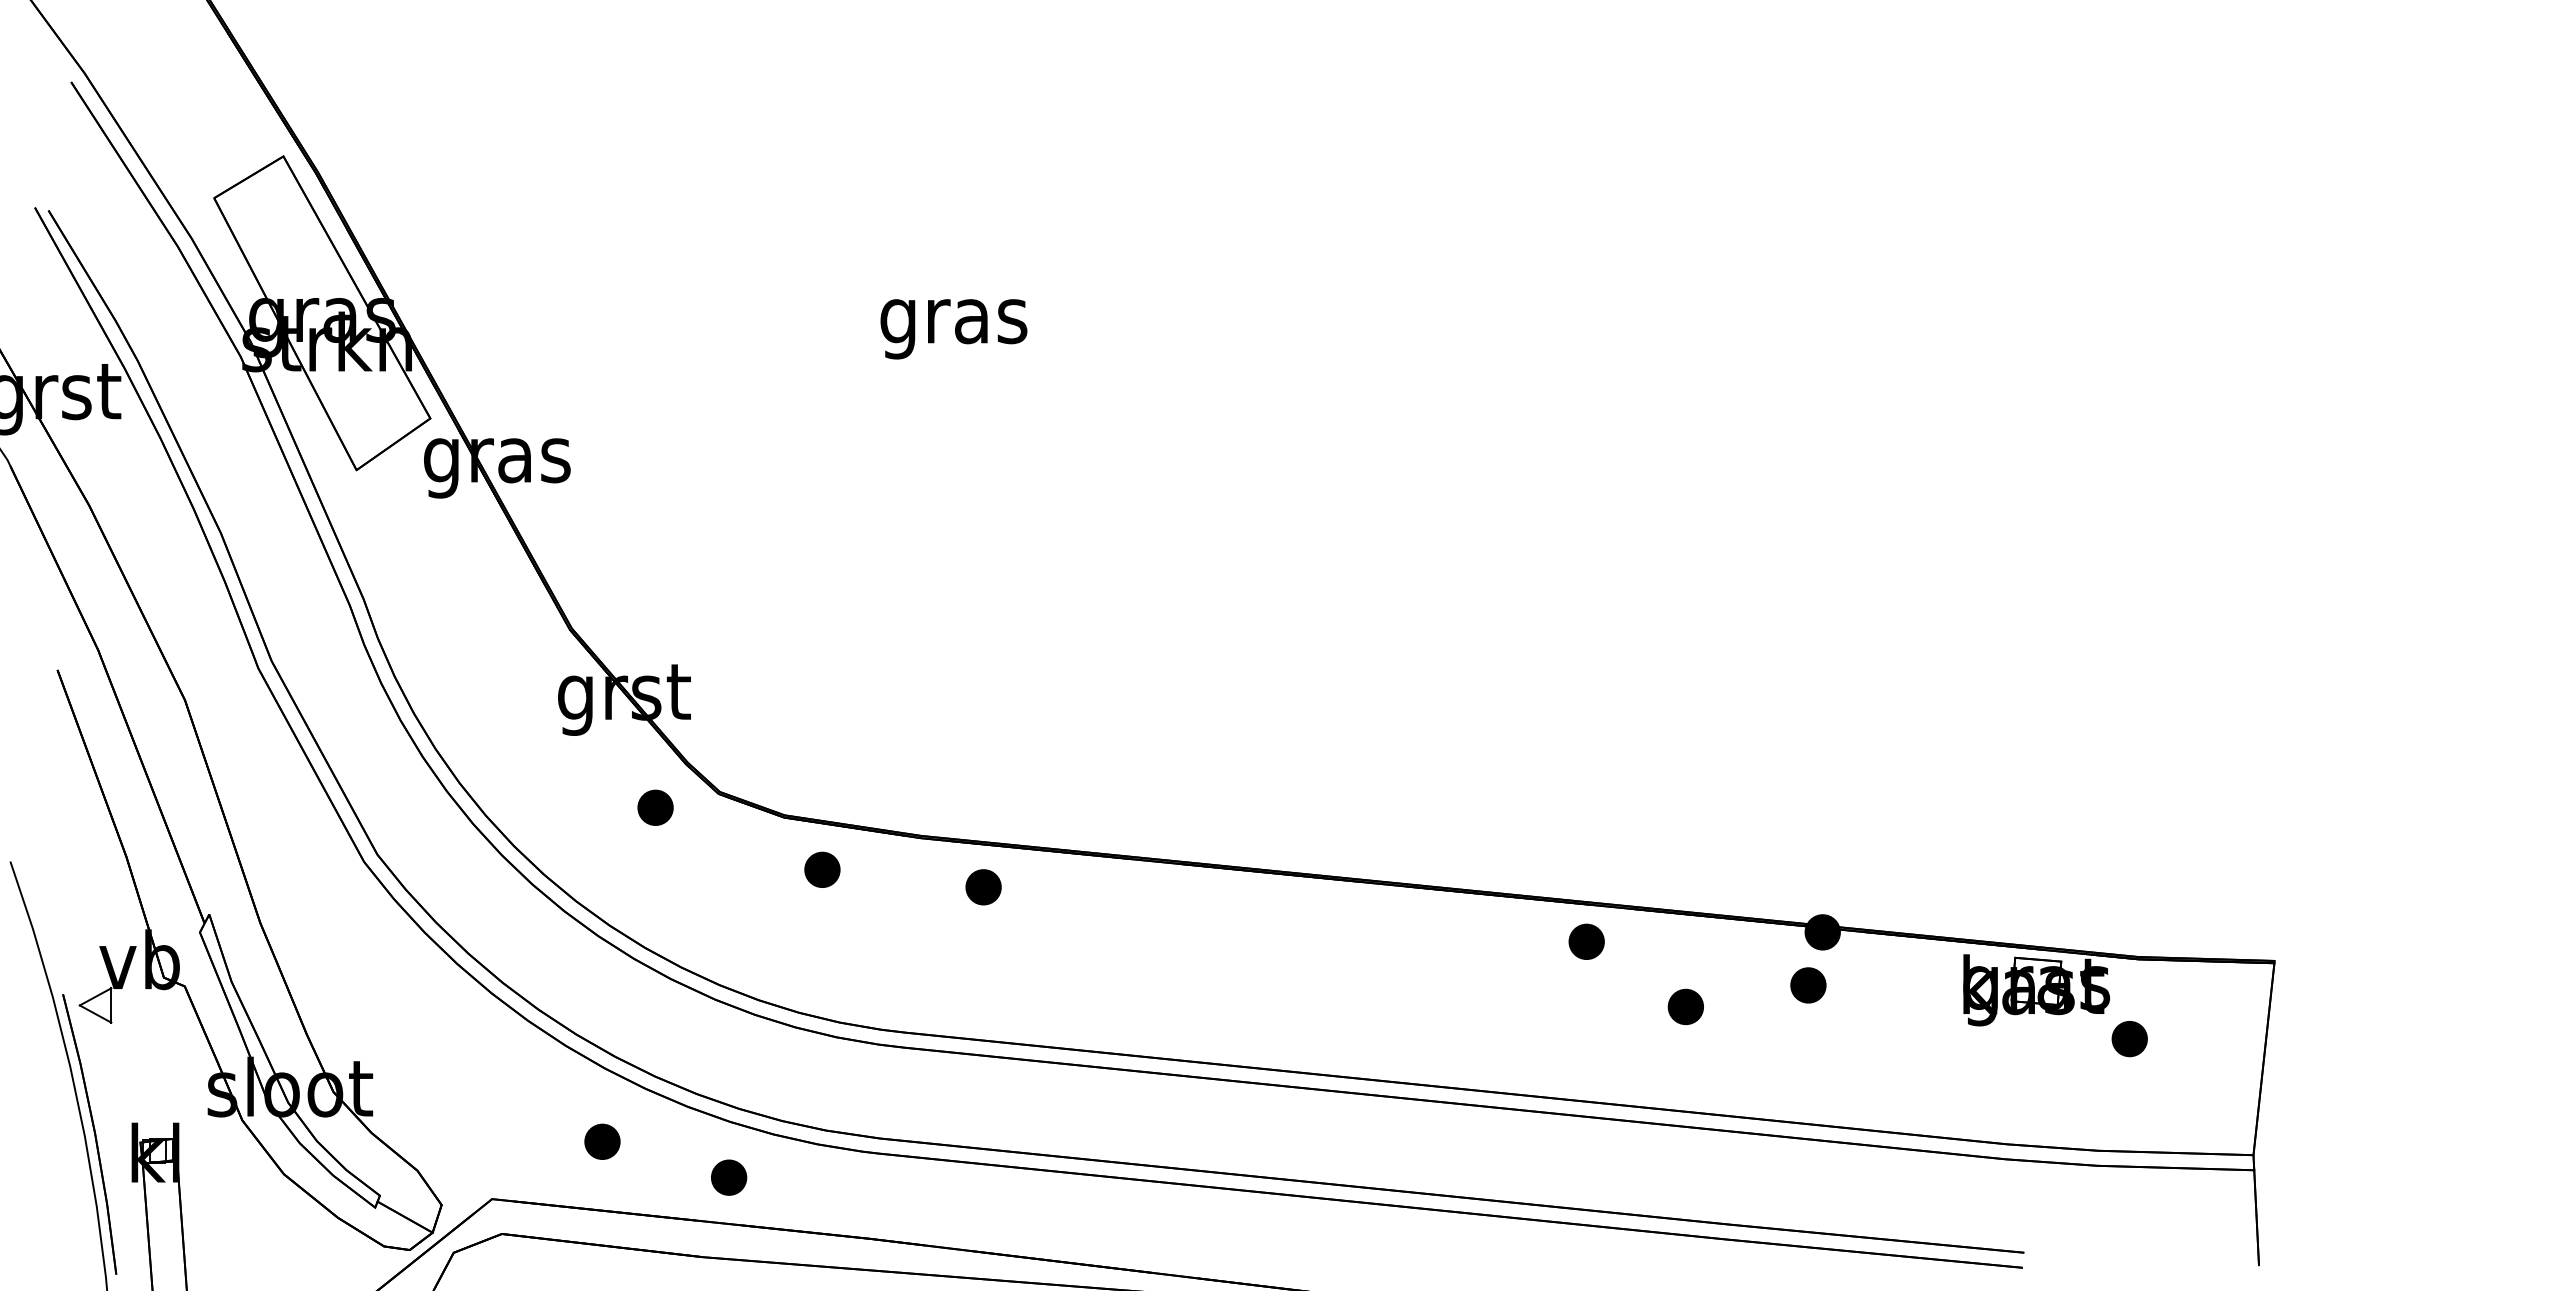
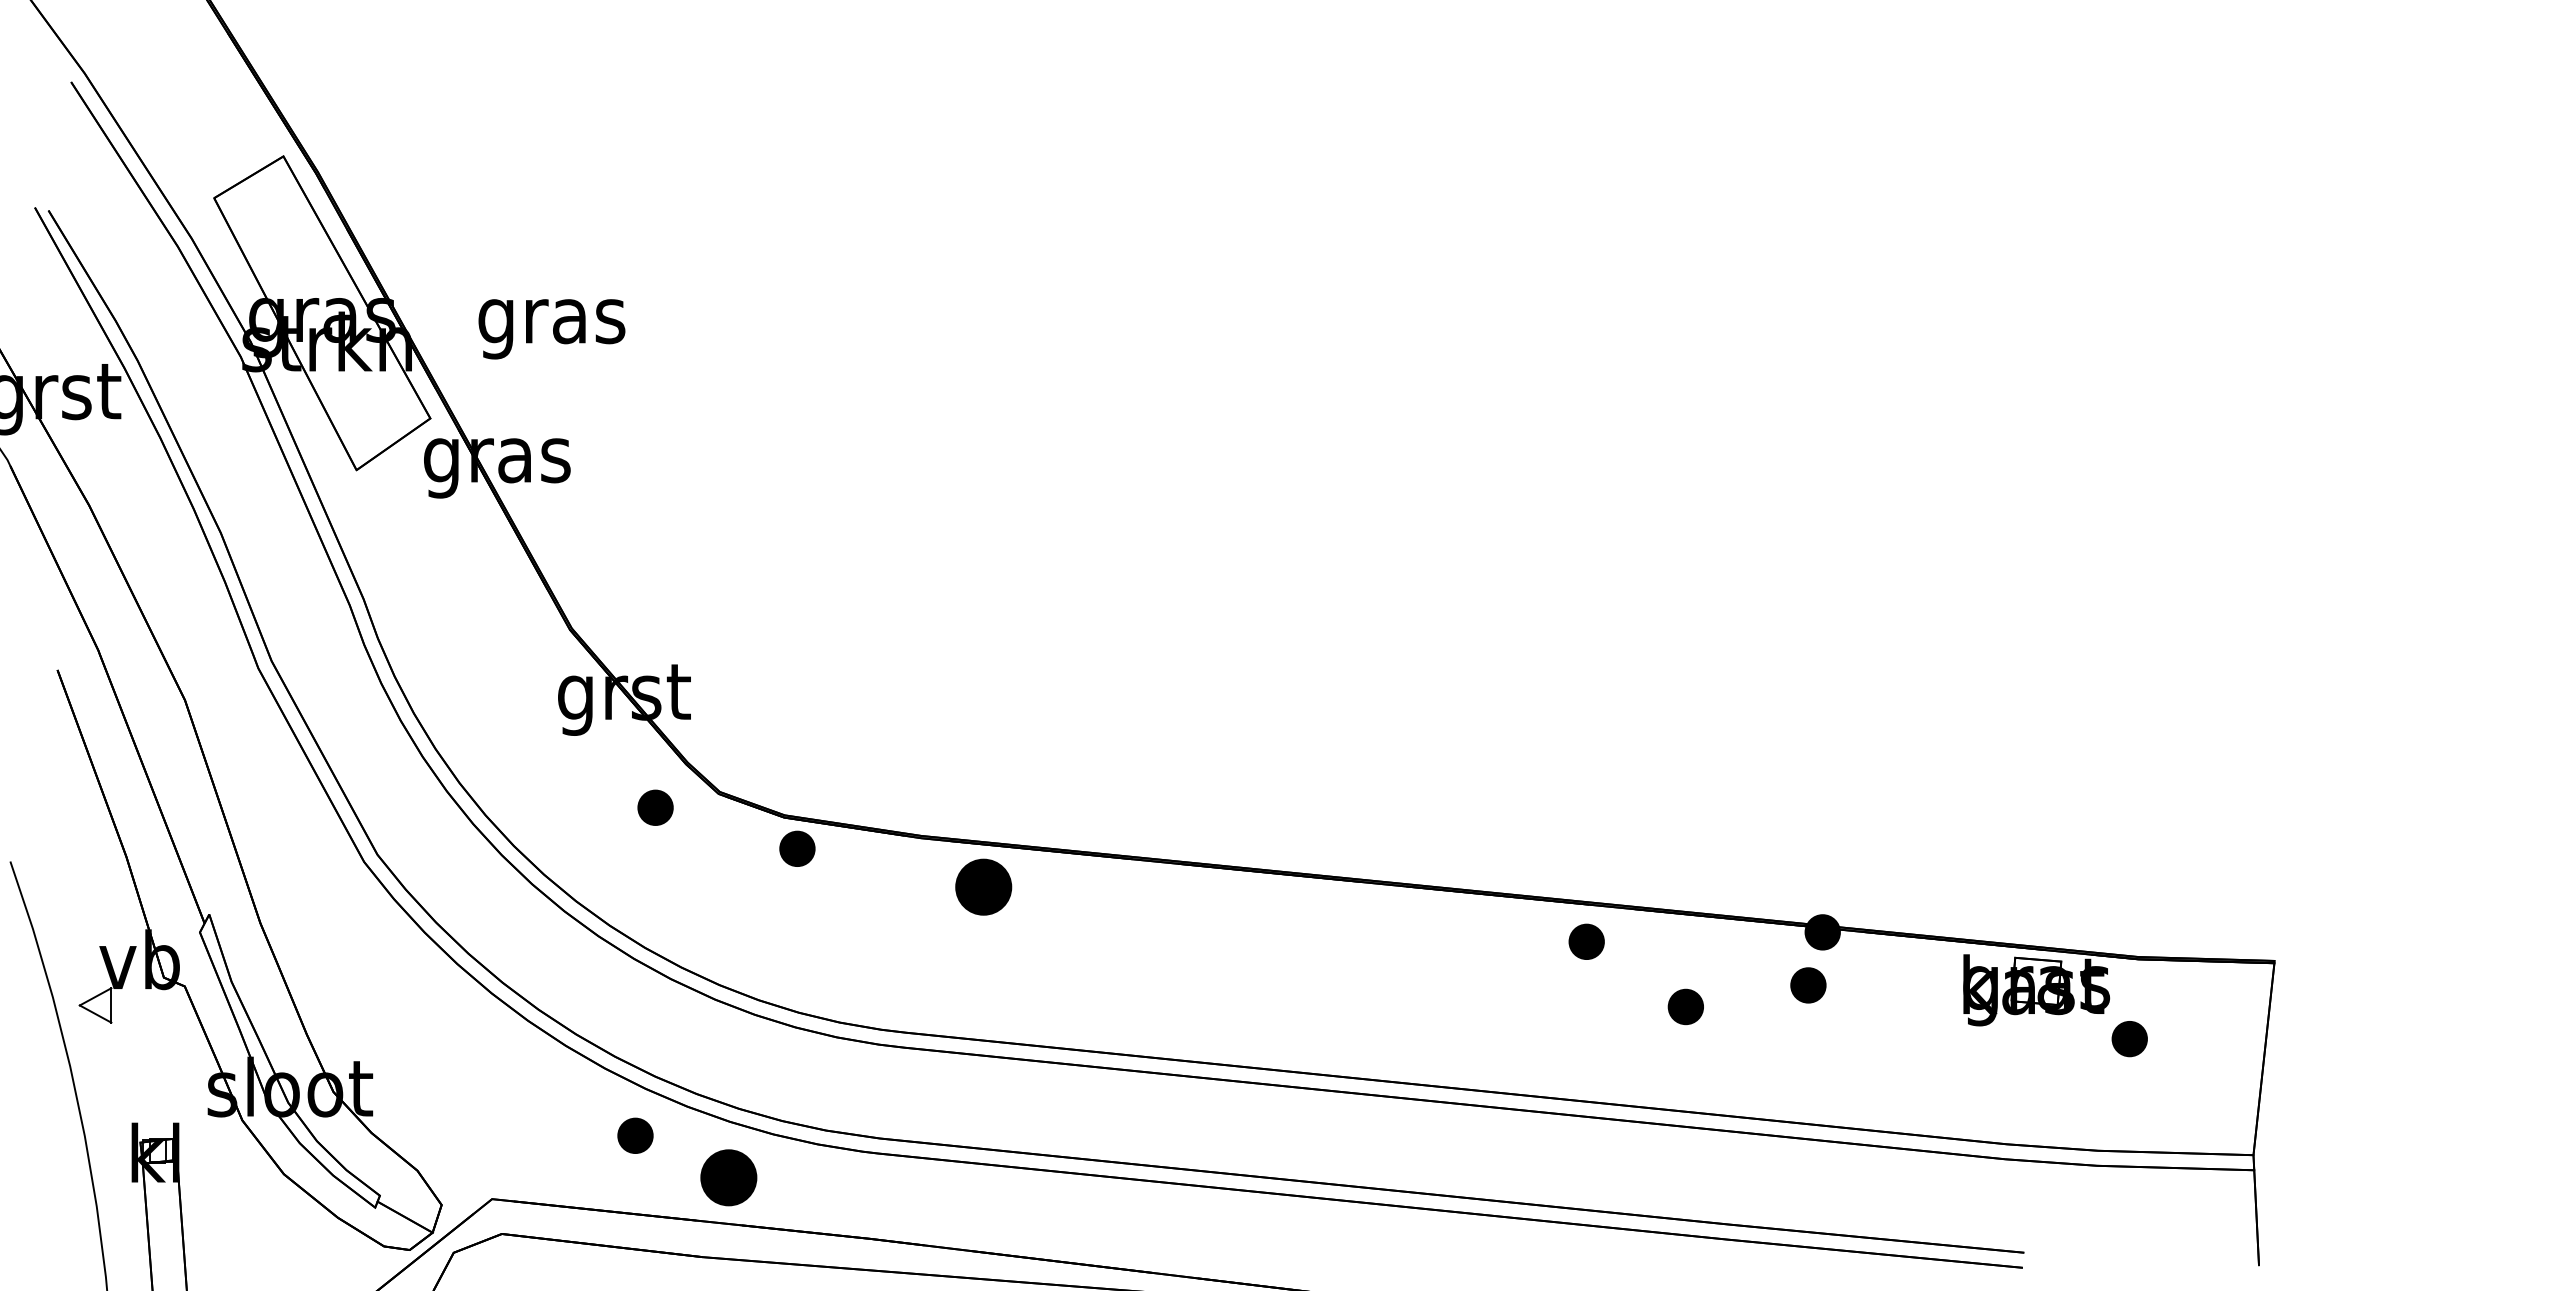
text position: (953, 329) -> (551, 329) (551, 329)
part position: (822, 869) -> (797, 848) (797, 848)
part size: 37x37 px -> 58x58 px (983, 886)
part: present -> none (89, 1134)
part position: (602, 1141) -> (635, 1135) (635, 1135)
part size: 37x37 px -> 58x58 px (728, 1177)
